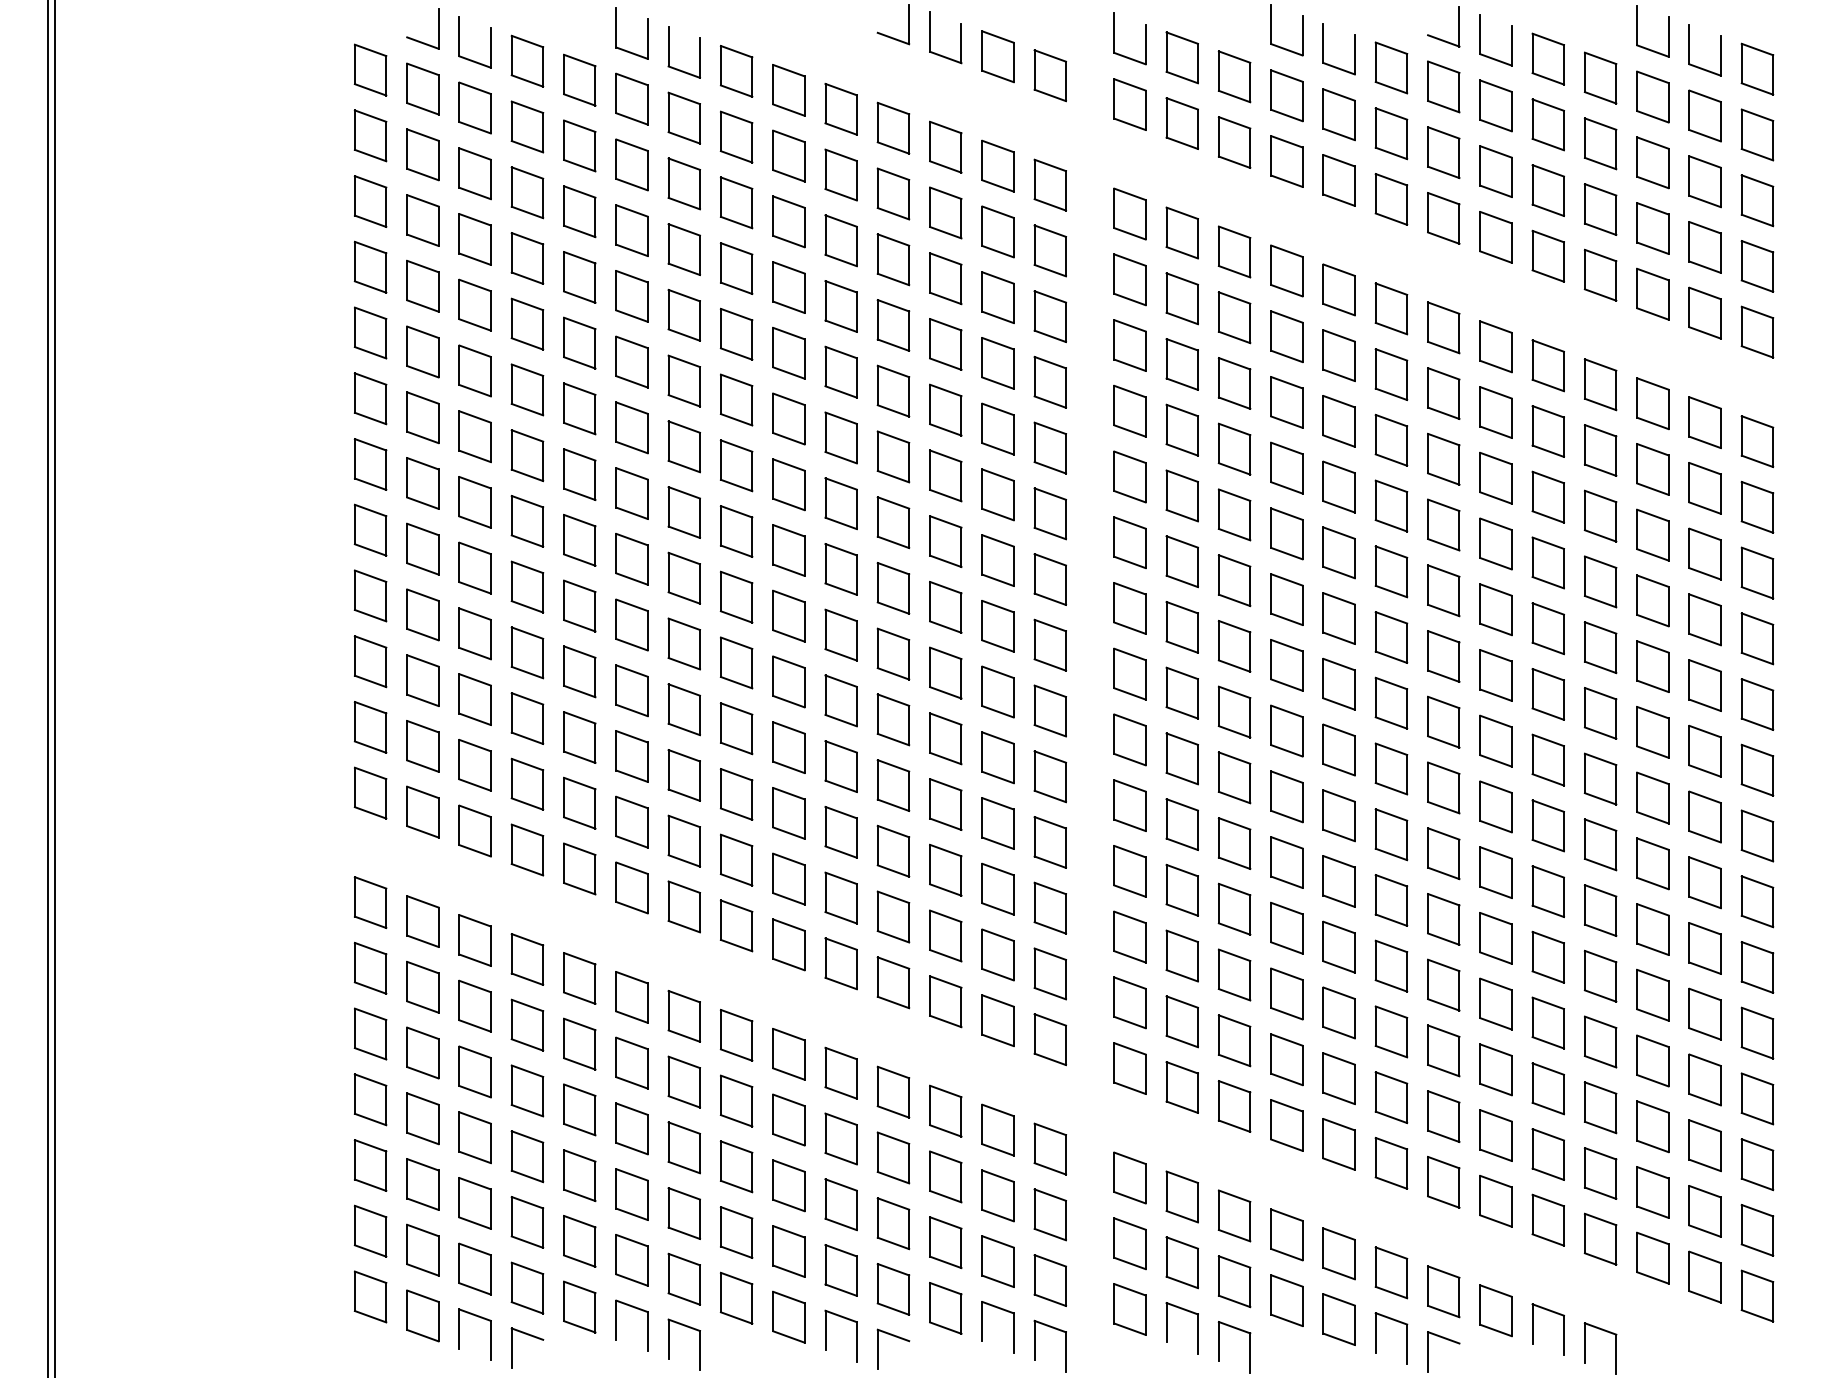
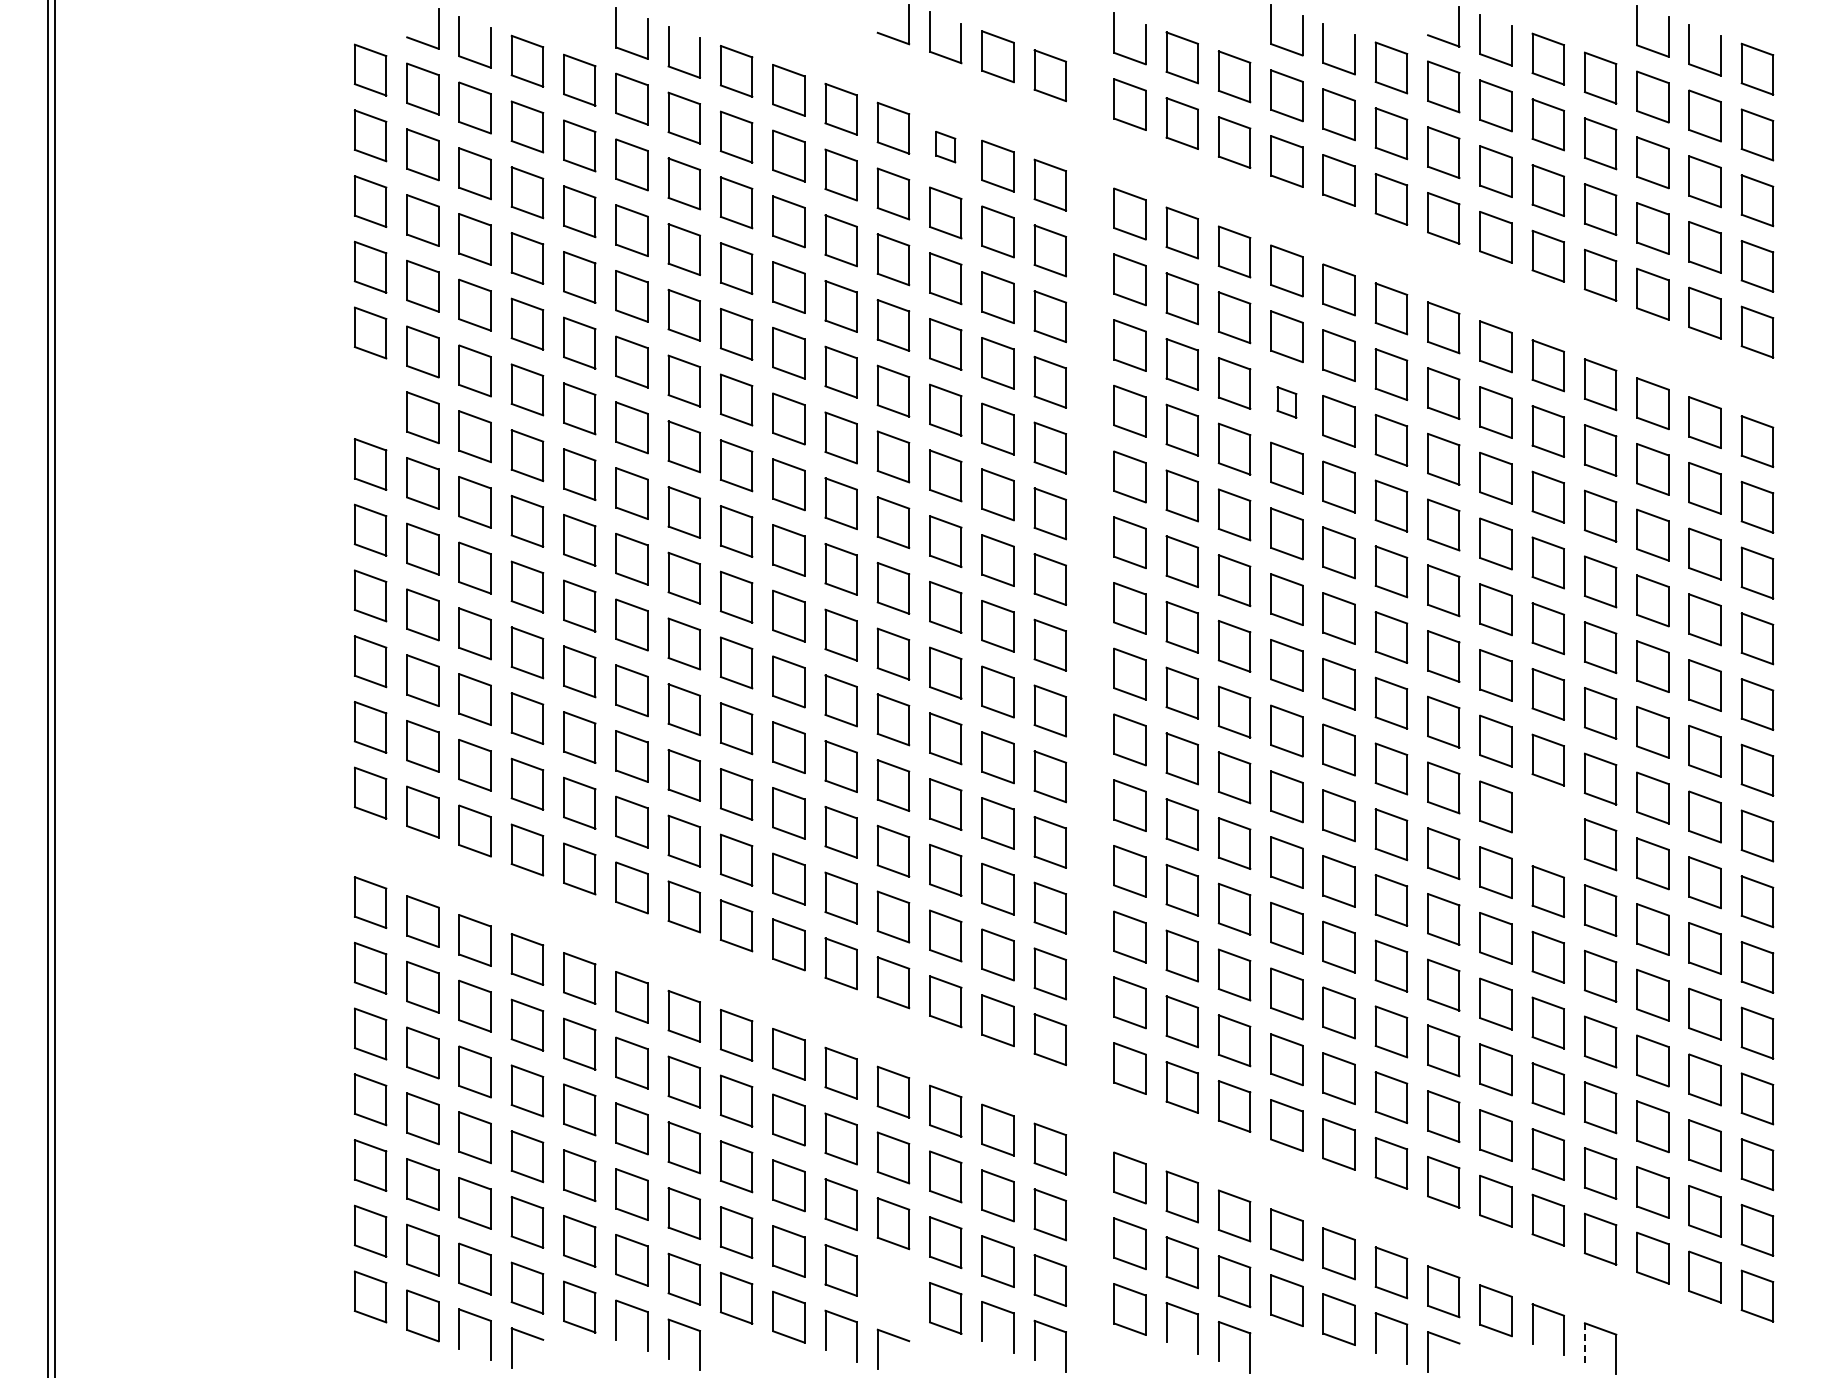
part size: 34x54 px -> 22x33 px (945, 147)
part: present -> none (370, 398)
part size: 34x53 px -> 22x33 px (1286, 402)
part: present -> none (1547, 825)
part: present -> none (893, 1289)
line: solid -> dashed (1584, 1343)
